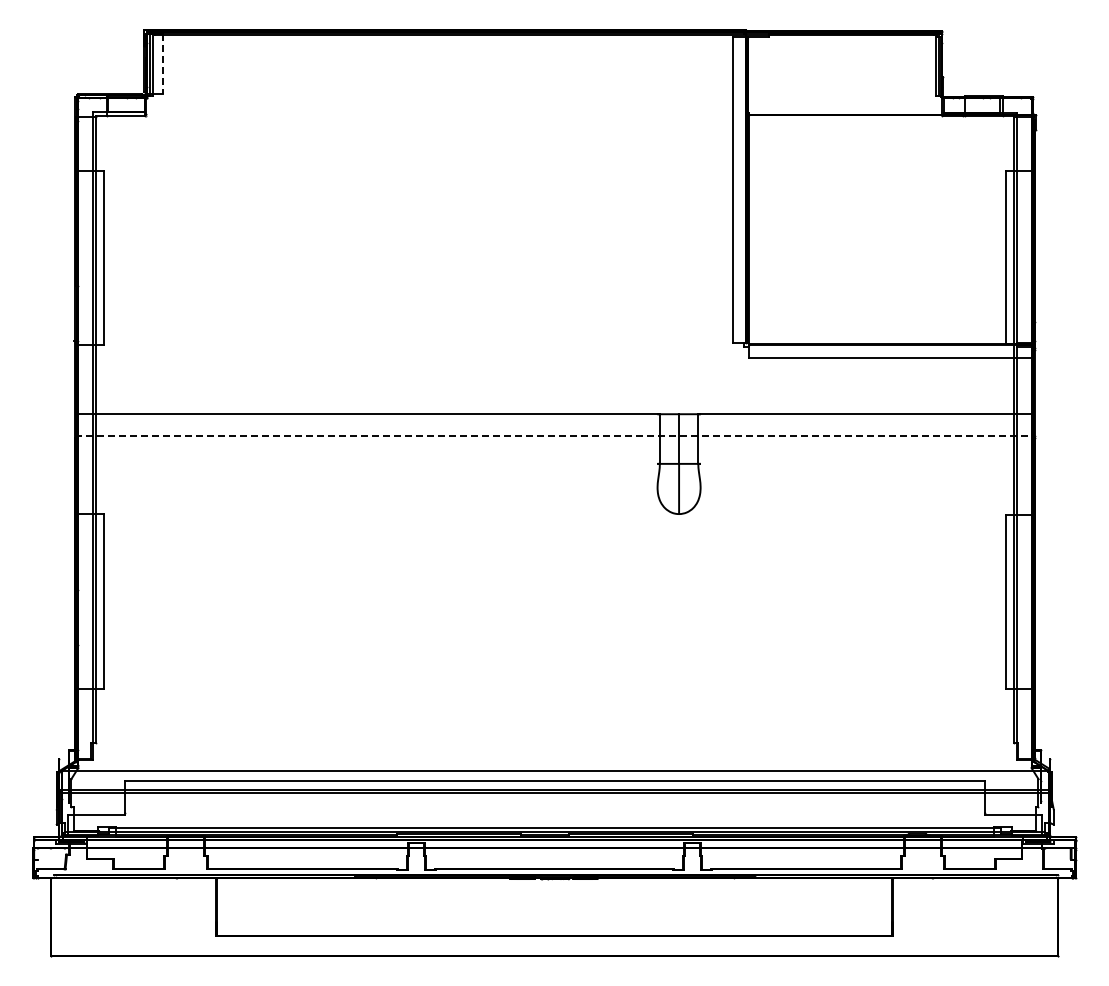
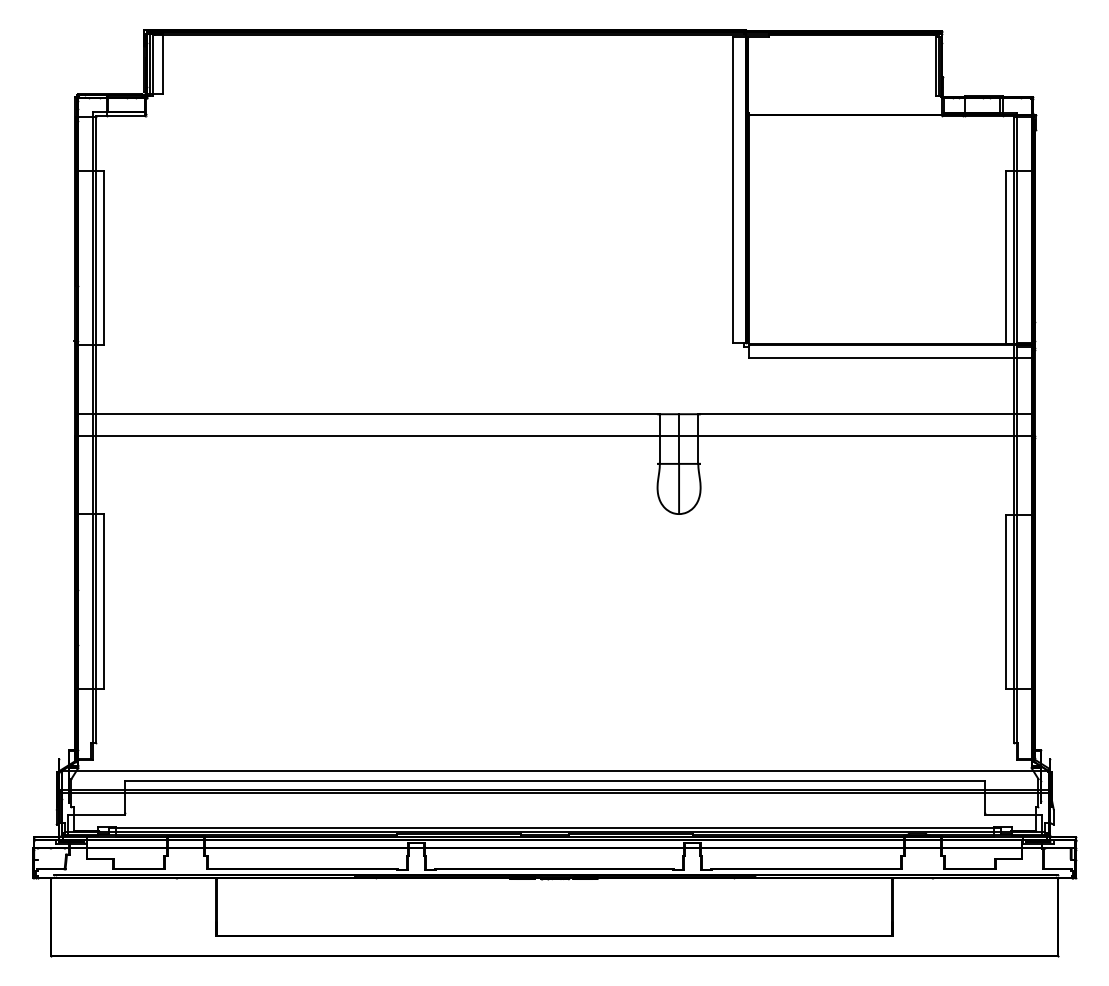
line: dashed -> solid (162, 64)
line: dashed -> solid (555, 436)
